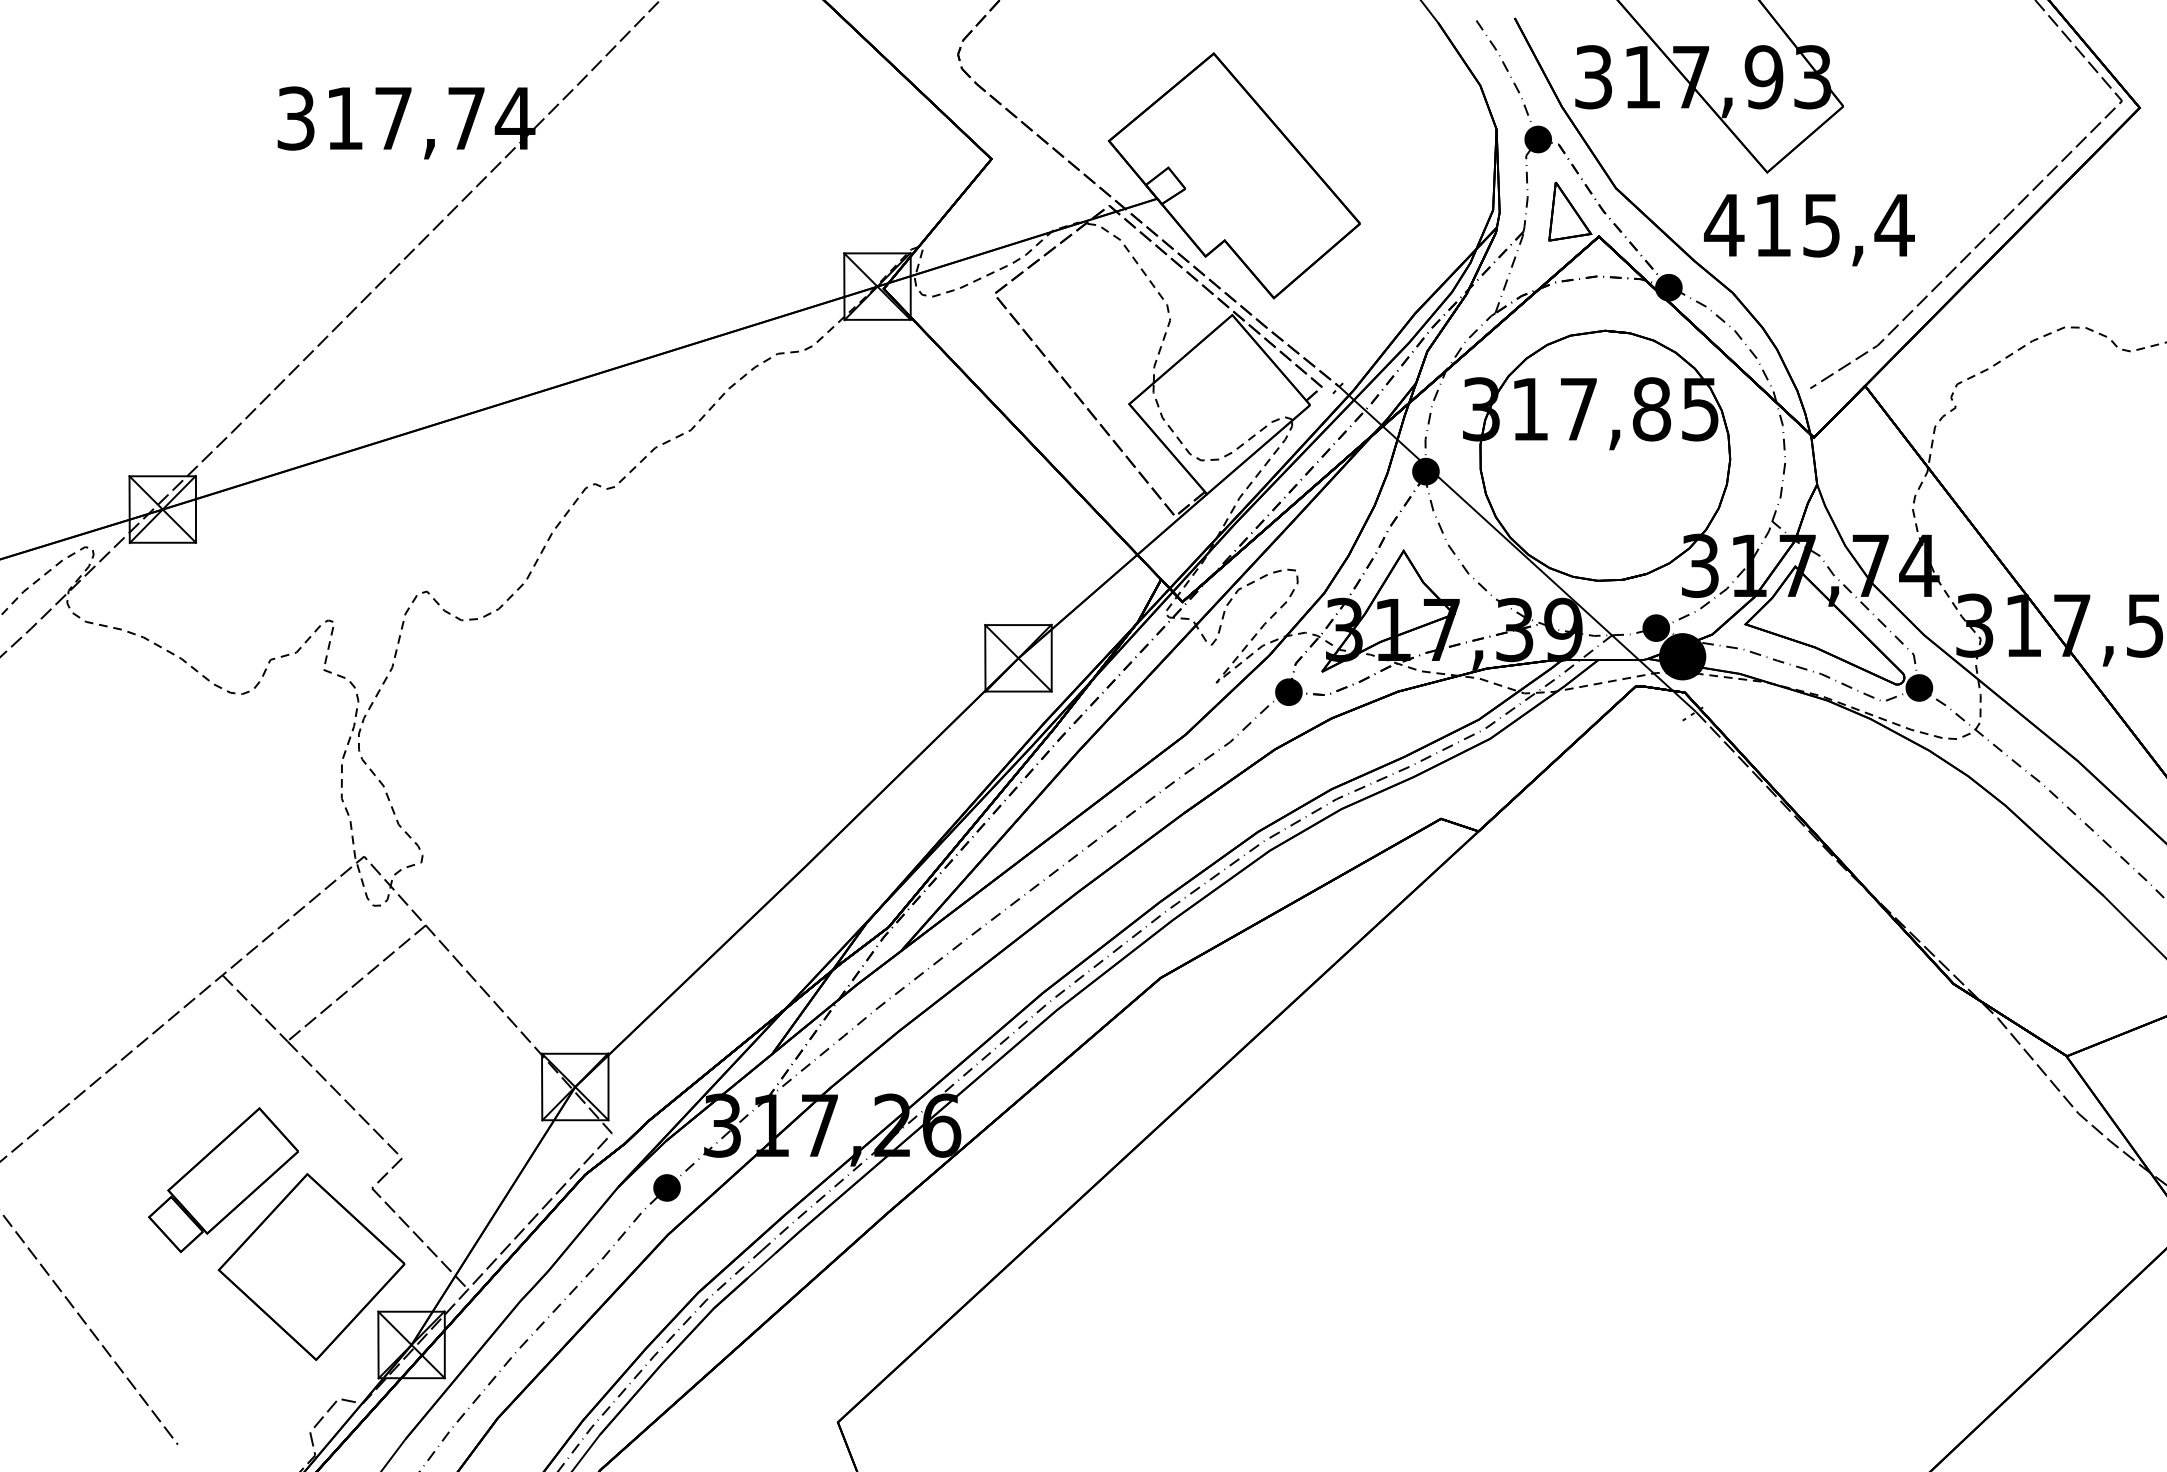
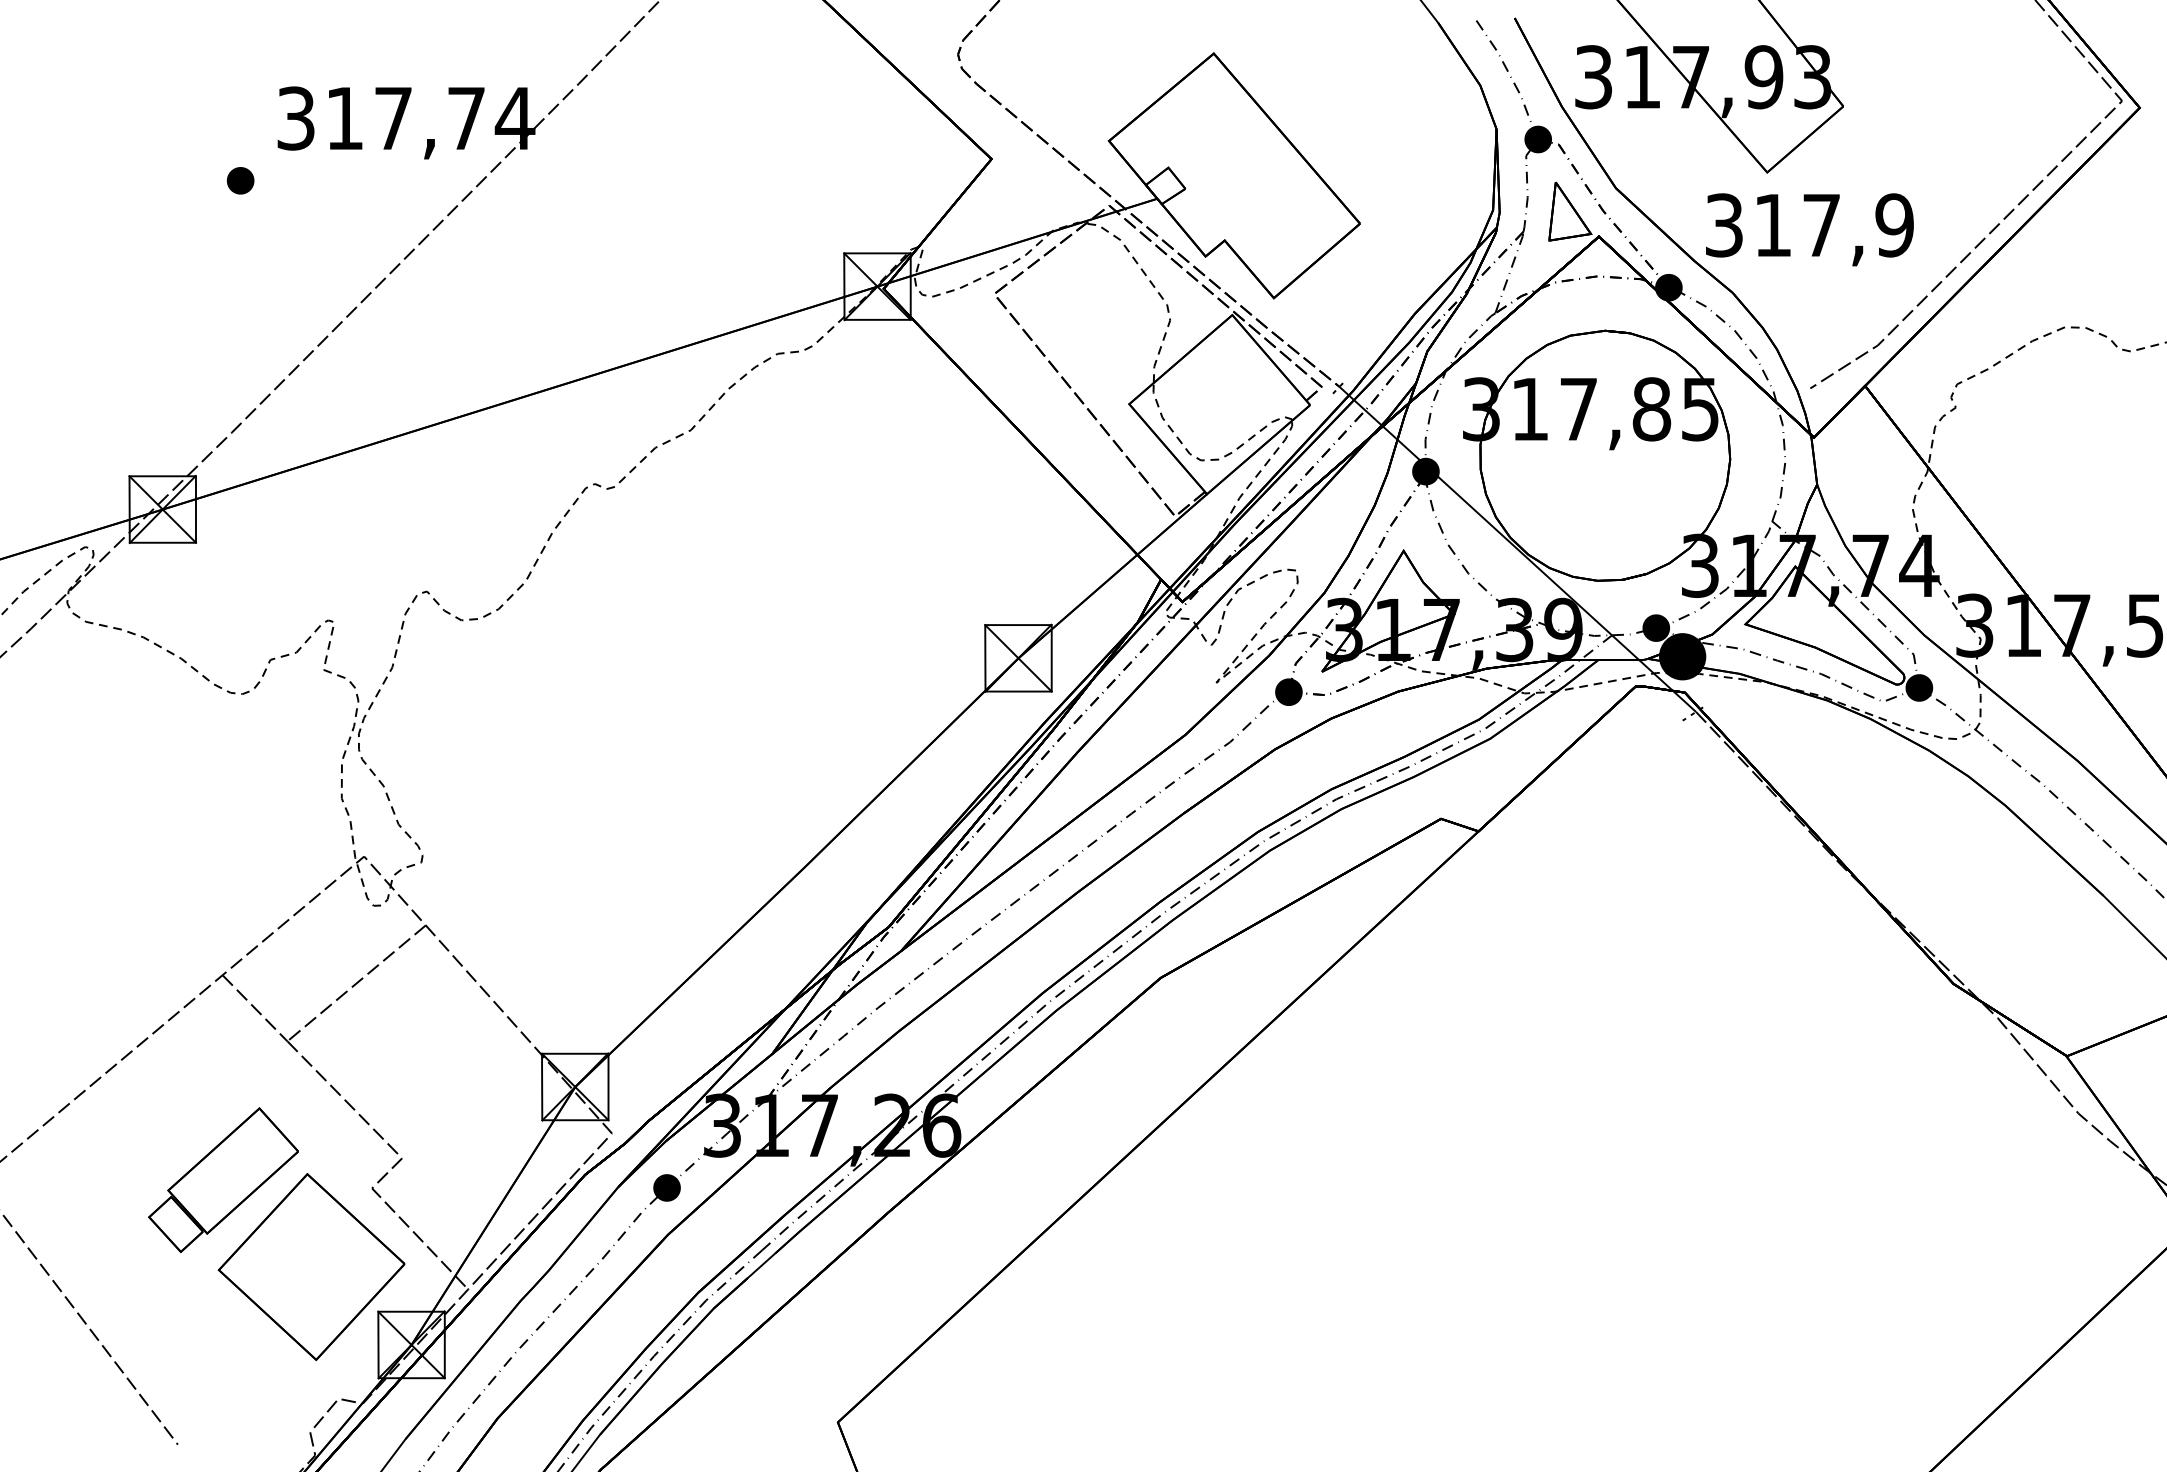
part: none -> present (240, 180)
text: 415,4 -> 317,9 (1809, 225)
